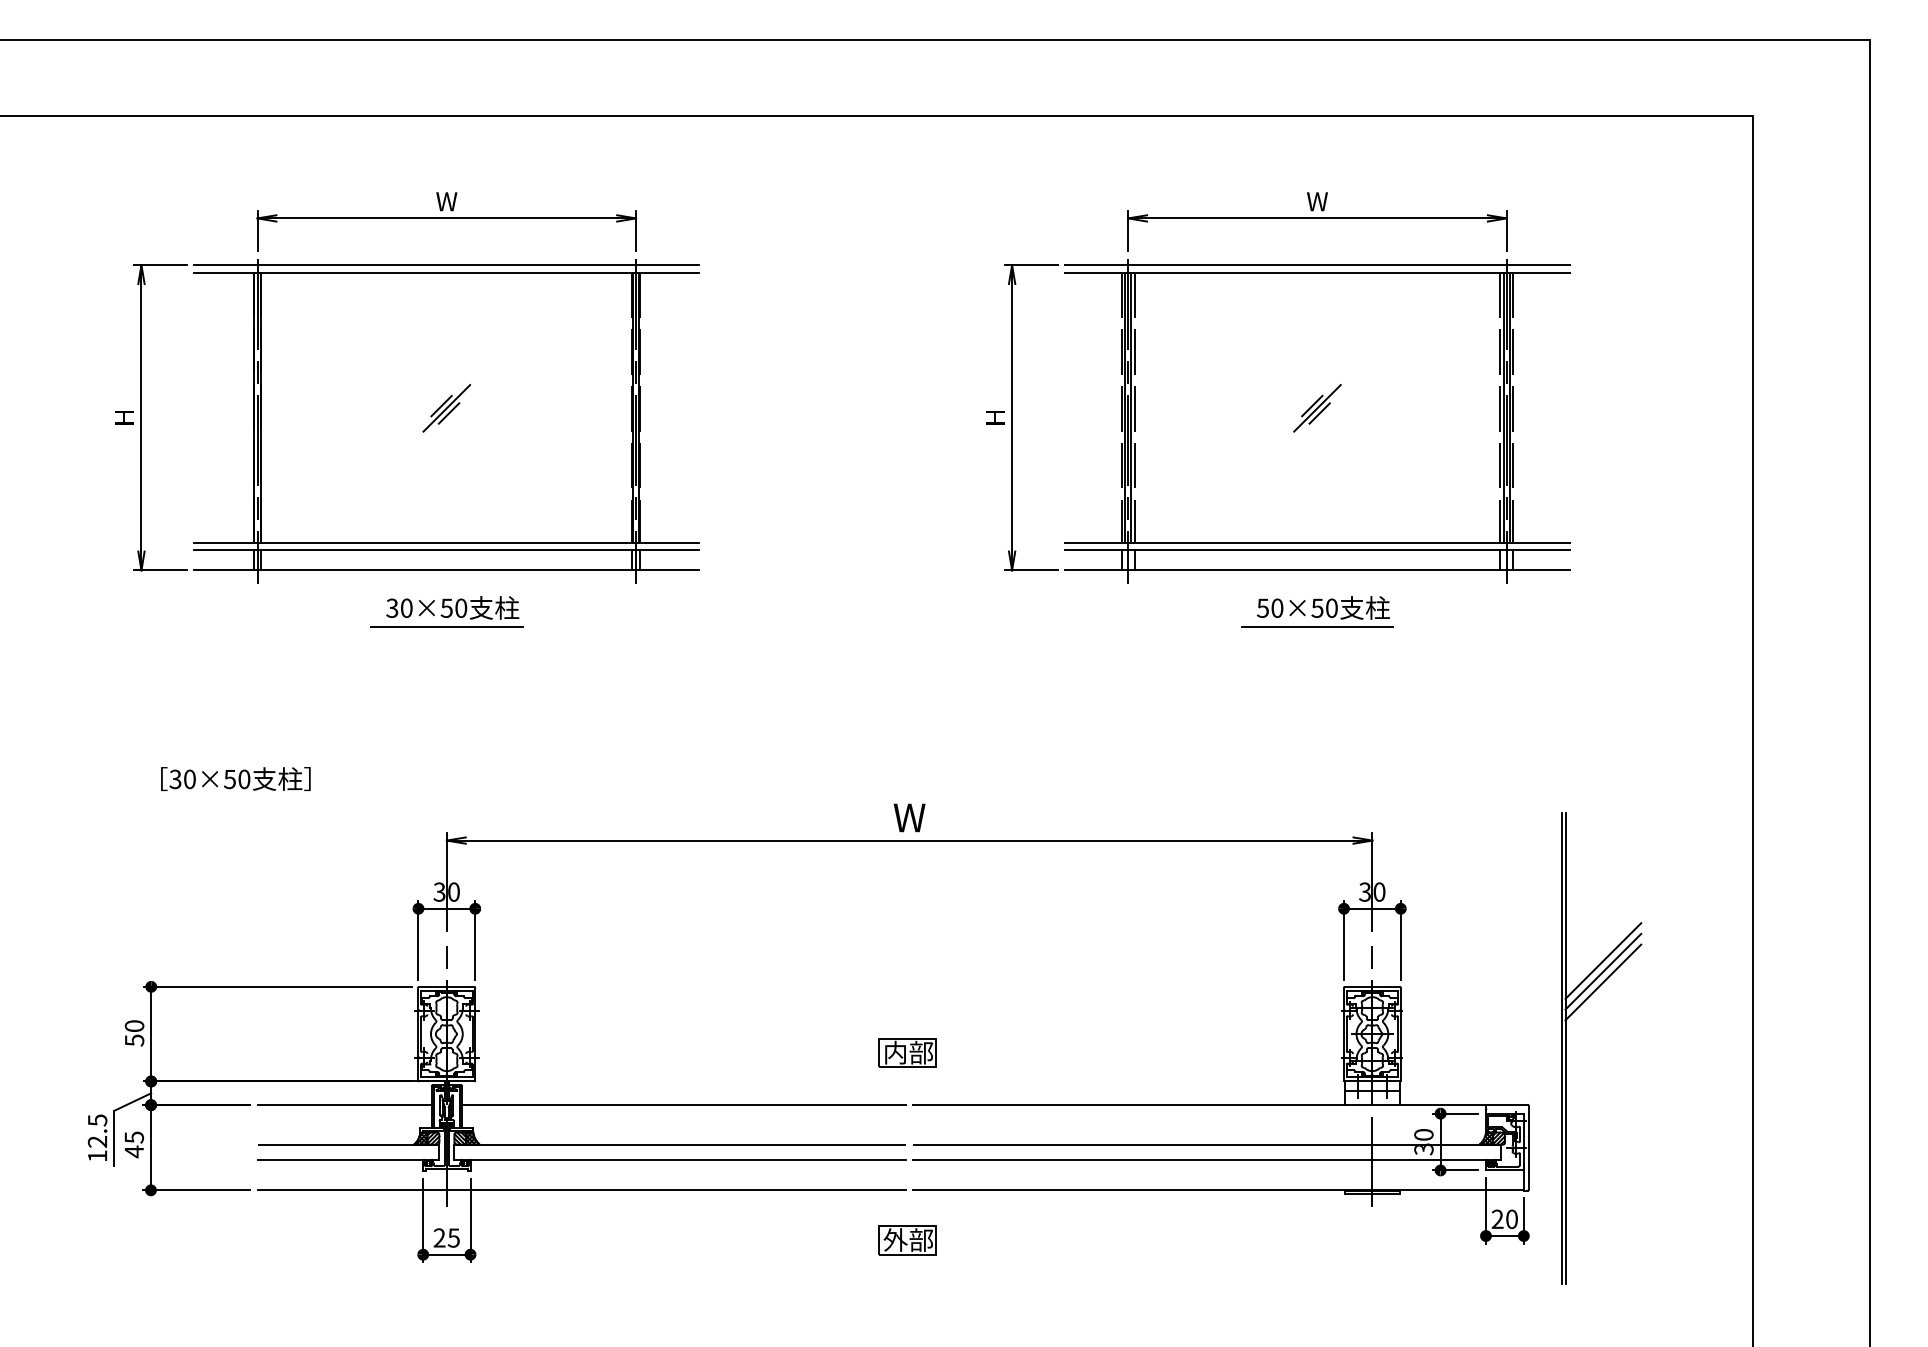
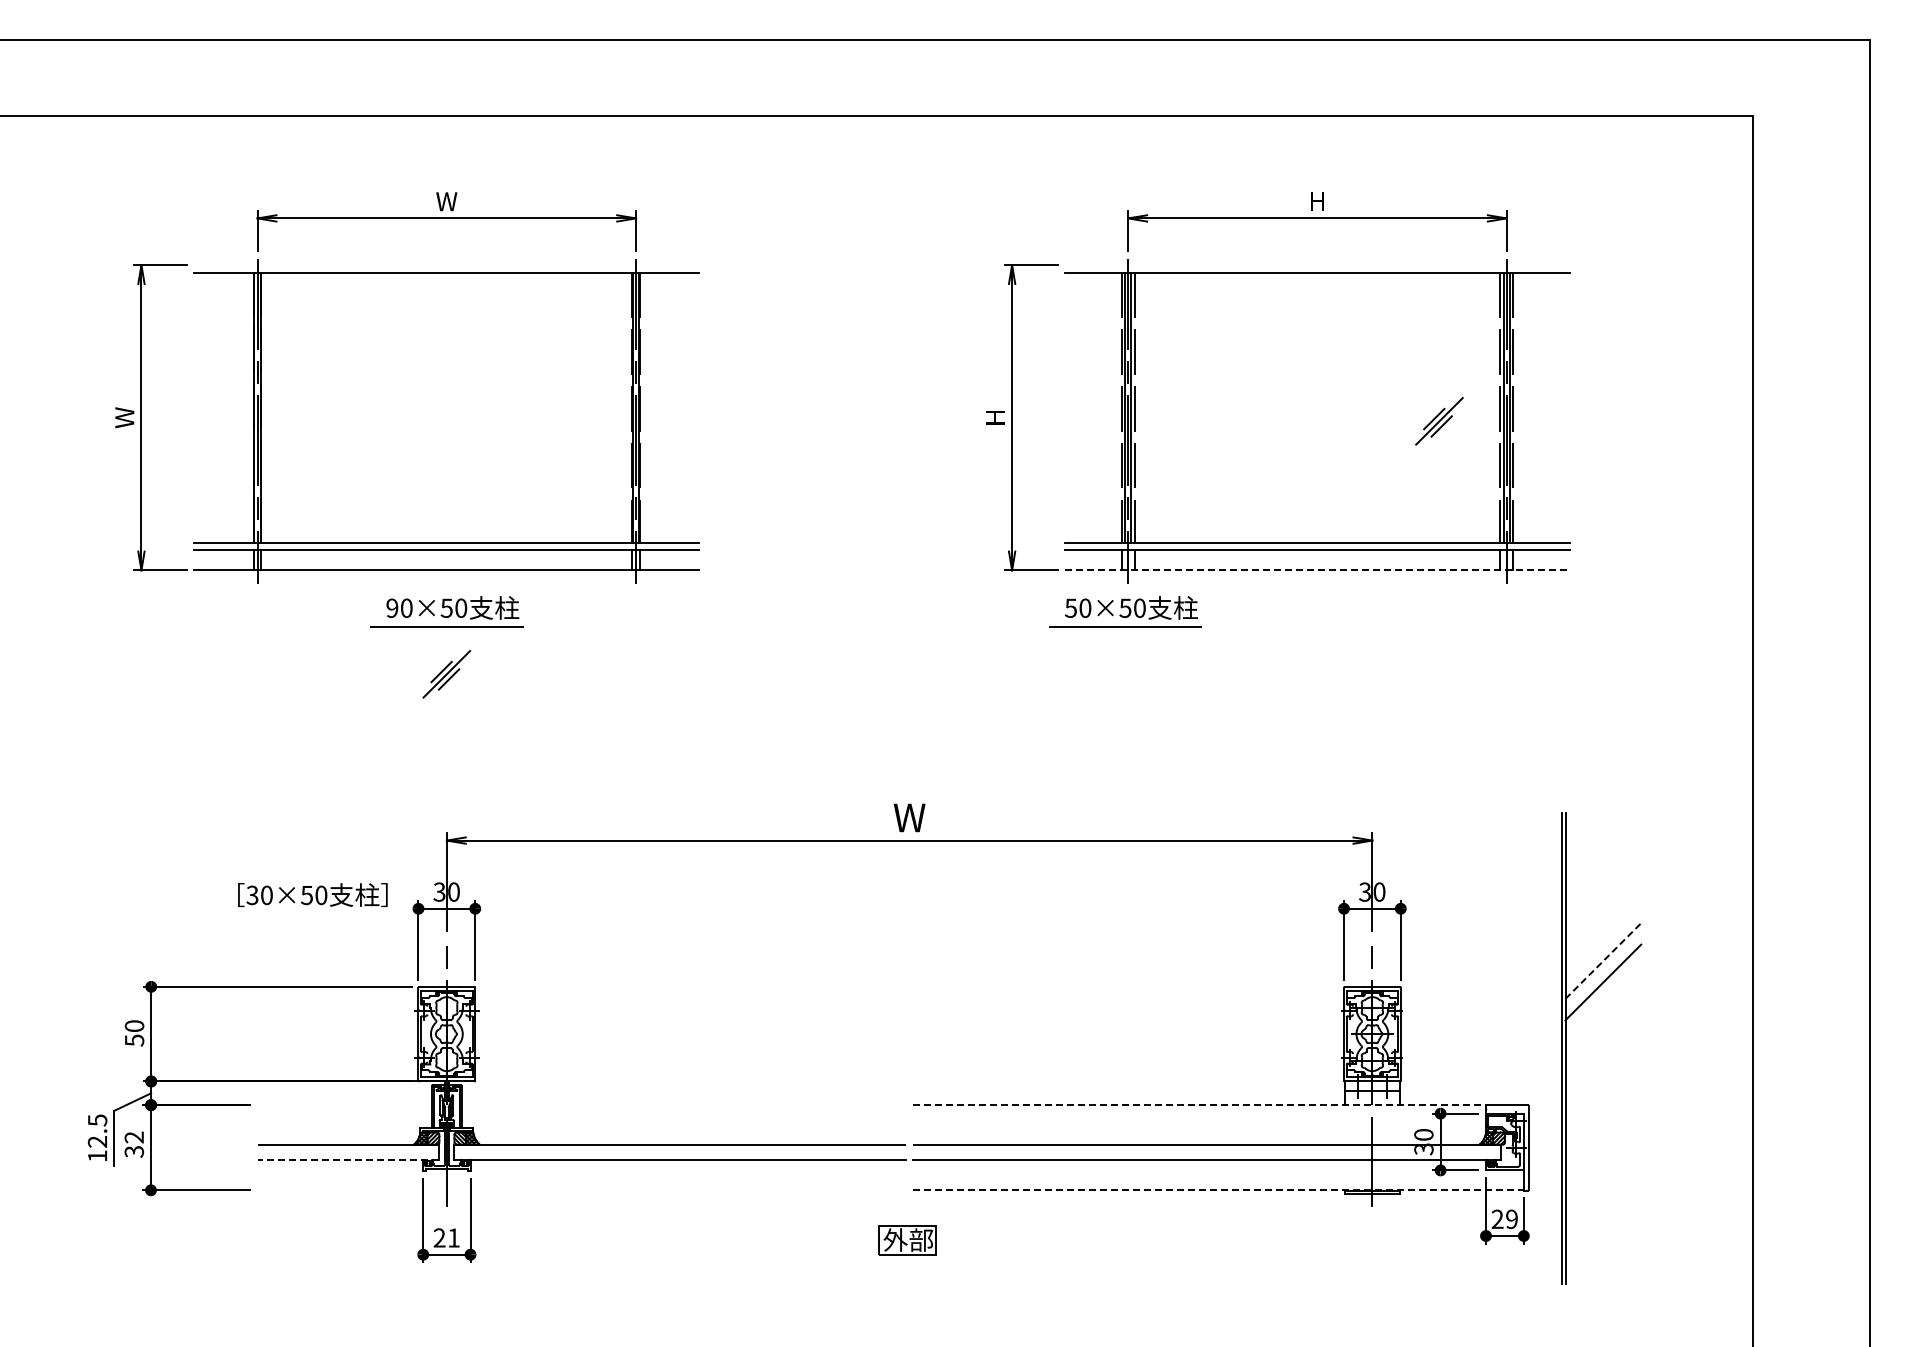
text: W -> H (1317, 201)
line: present -> none (446, 265)
line: present -> none (1317, 265)
part position: (446, 408) -> (446, 674) (446, 674)
part position: (1317, 408) -> (1439, 421) (1439, 421)
text: H -> W (124, 417)
line: solid -> dashed (1317, 570)
text: 30×50 -> 90×50 (392, 608)
part position: (1317, 611) -> (1125, 611) (1125, 611)
text position: (235, 778) -> (312, 894) (312, 894)
line: solid -> dashed (1603, 961)
line: present -> none (1603, 971)
part: present -> none (907, 1052)
line: present -> none (344, 1105)
line: present -> none (683, 1105)
line: solid -> dashed (1200, 1105)
text: 45 -> 32 (134, 1144)
line: solid -> dashed (348, 1159)
line: present -> none (581, 1190)
line: solid -> dashed (1219, 1190)
text: 20 -> 29 (1511, 1219)
text: 25 -> 21 (453, 1237)
